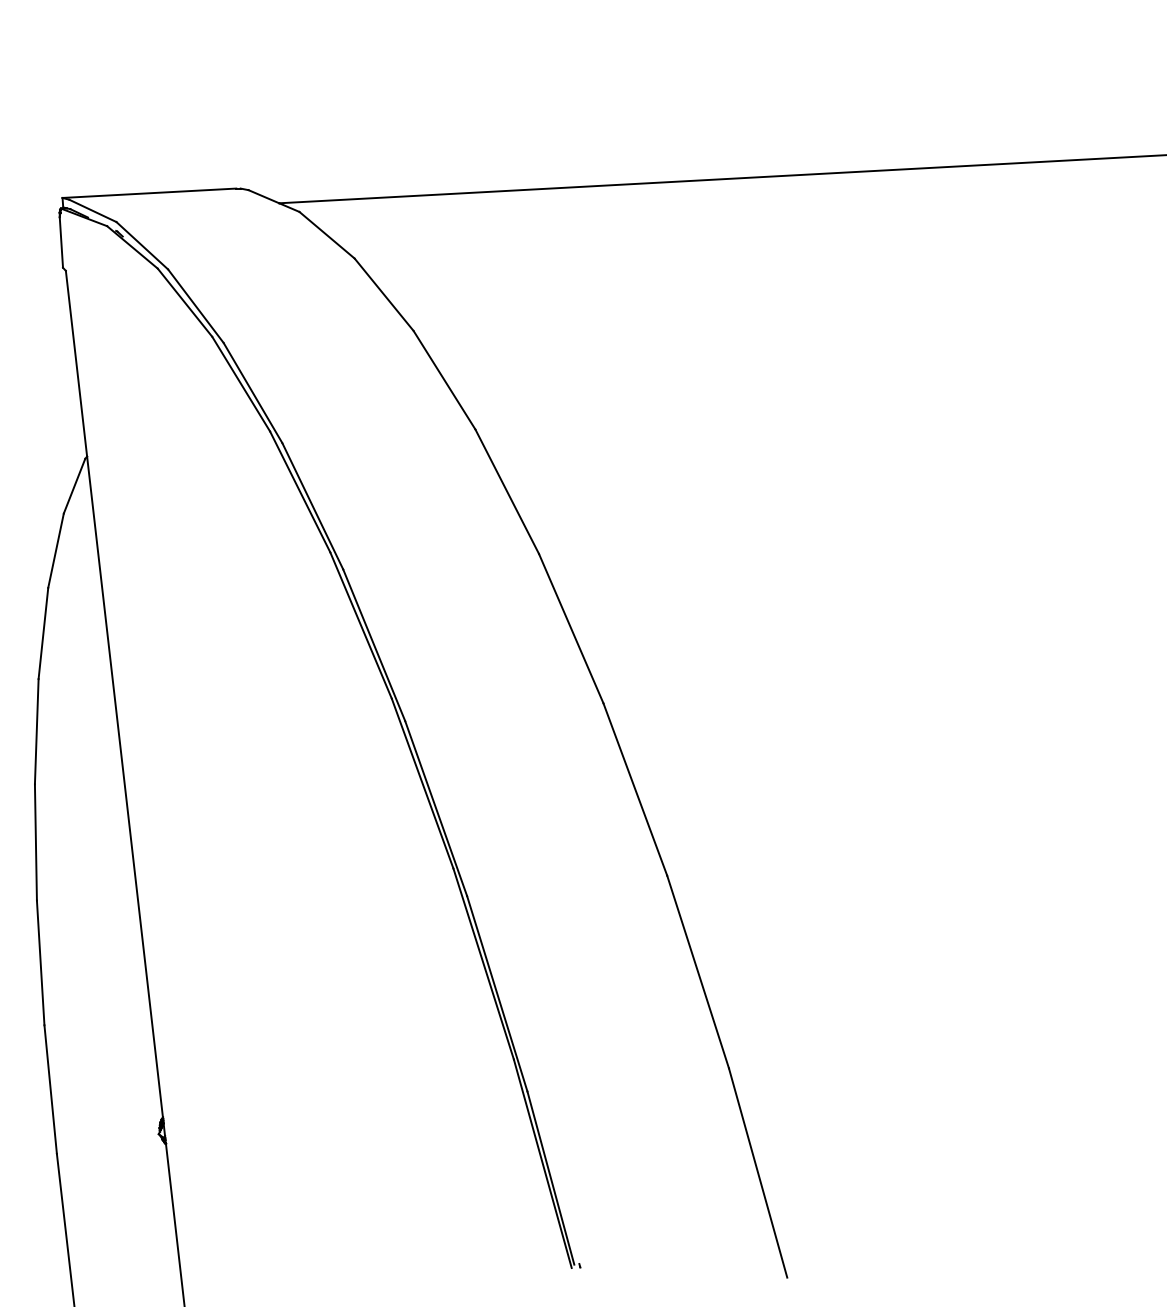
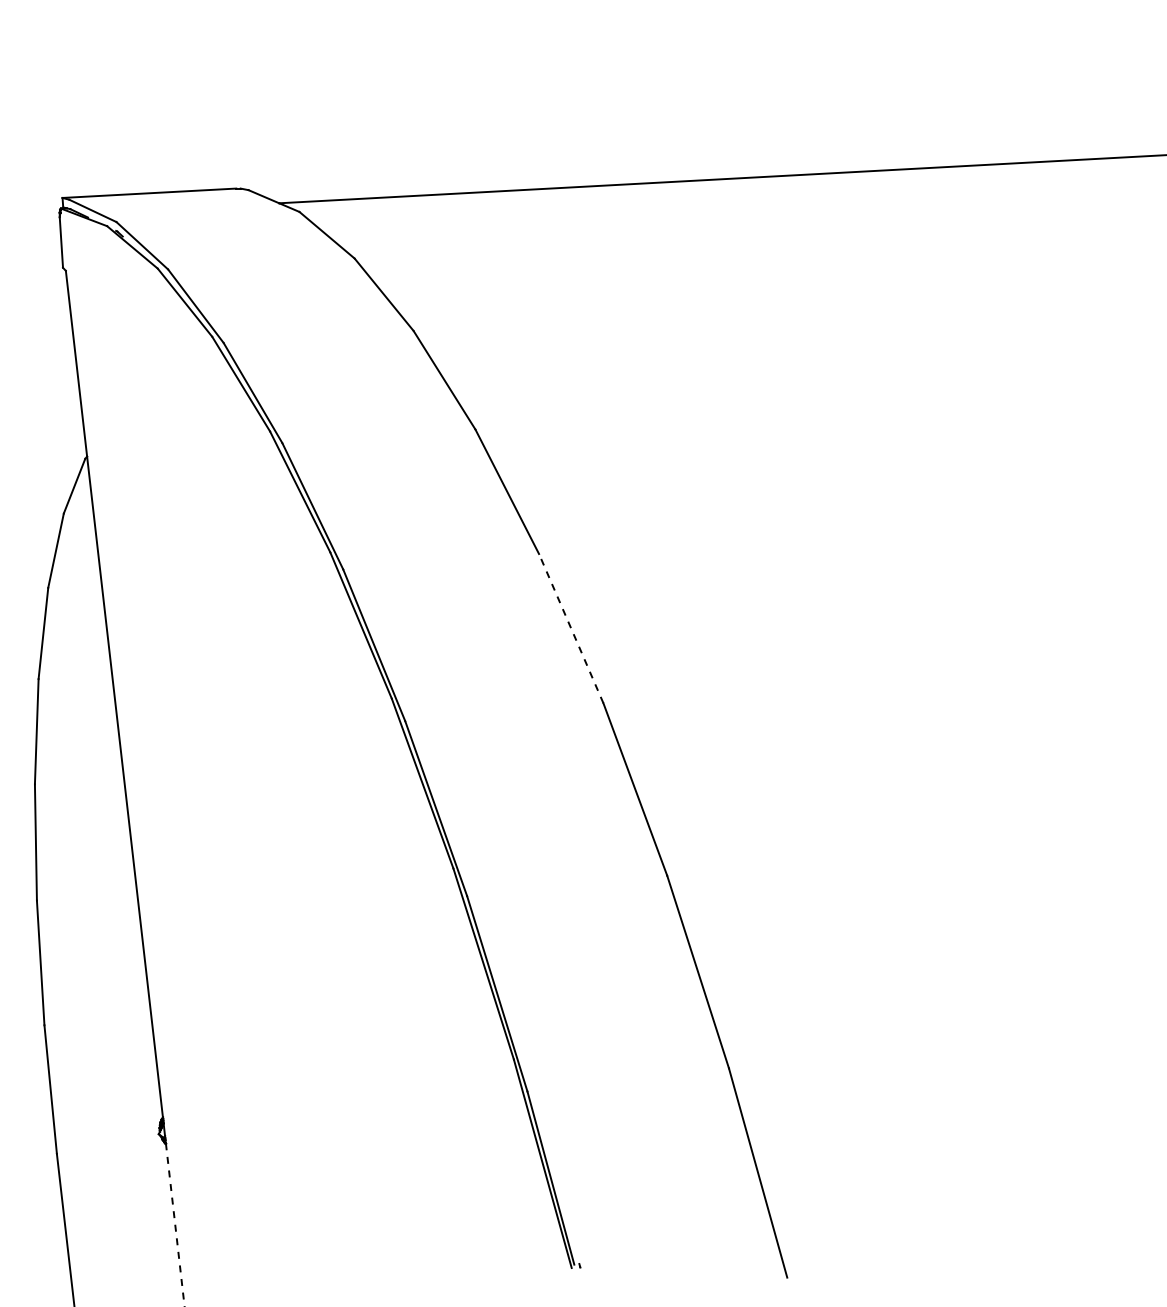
line: solid -> dashed (571, 628)
line: solid -> dashed (175, 1225)
